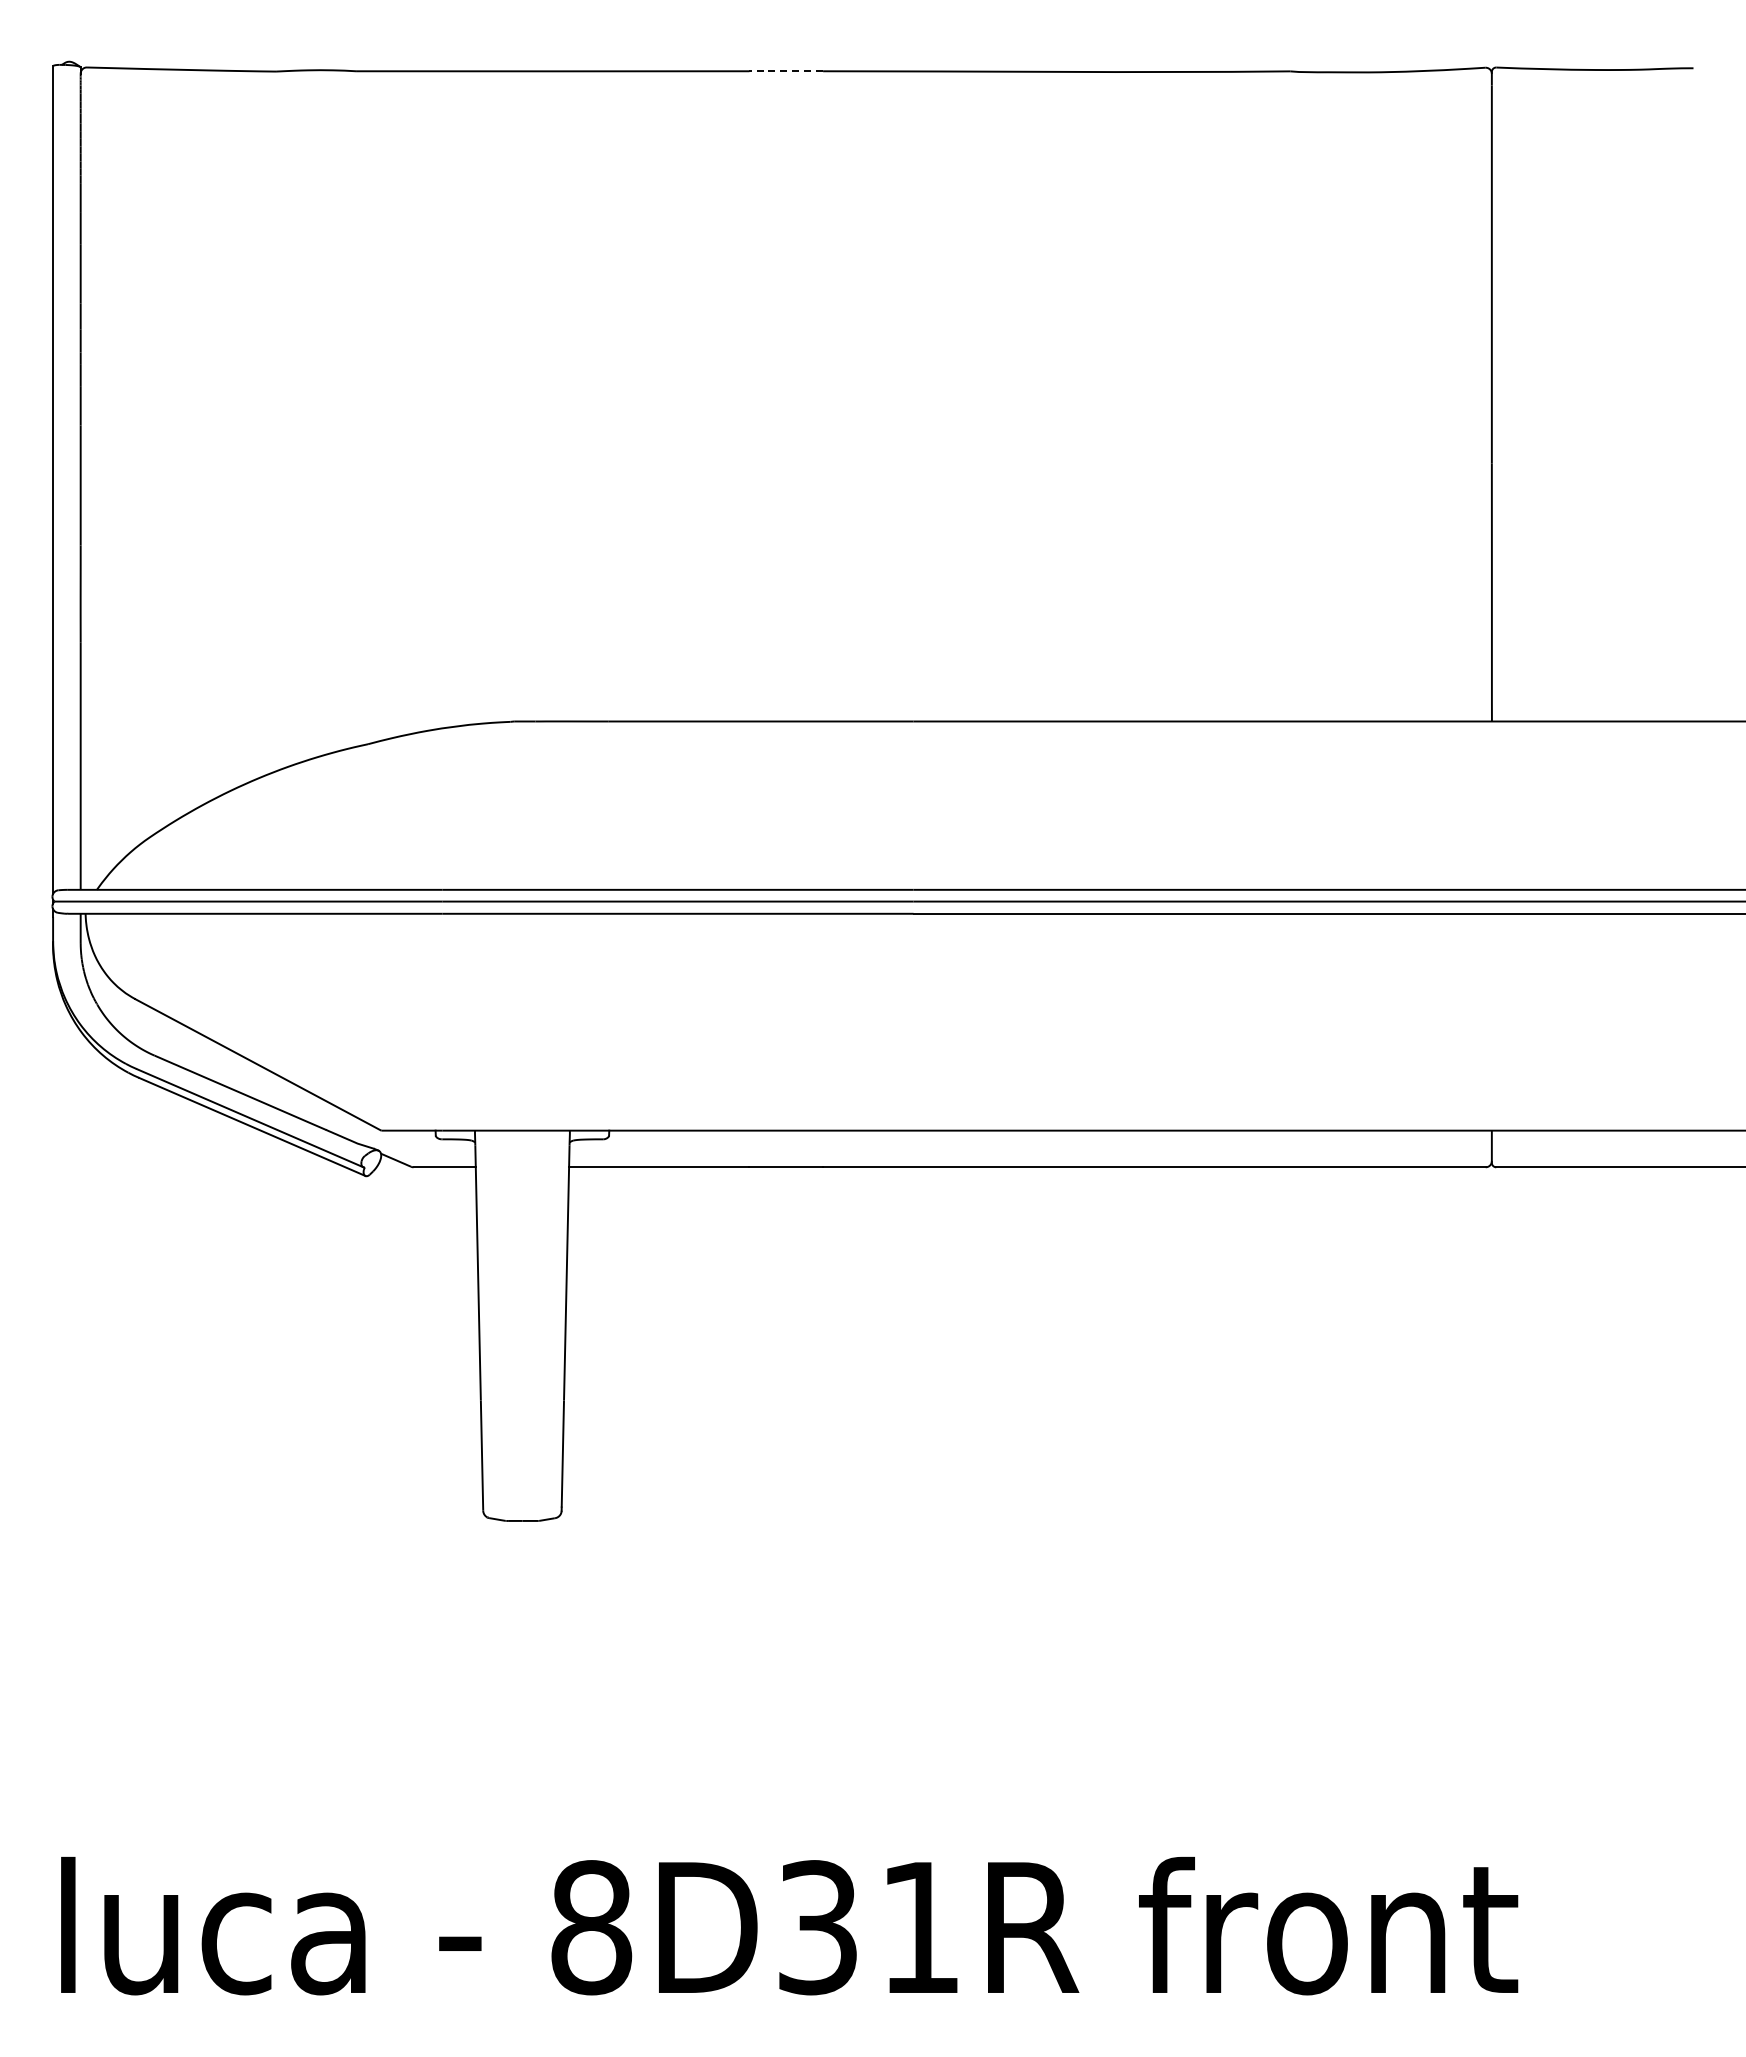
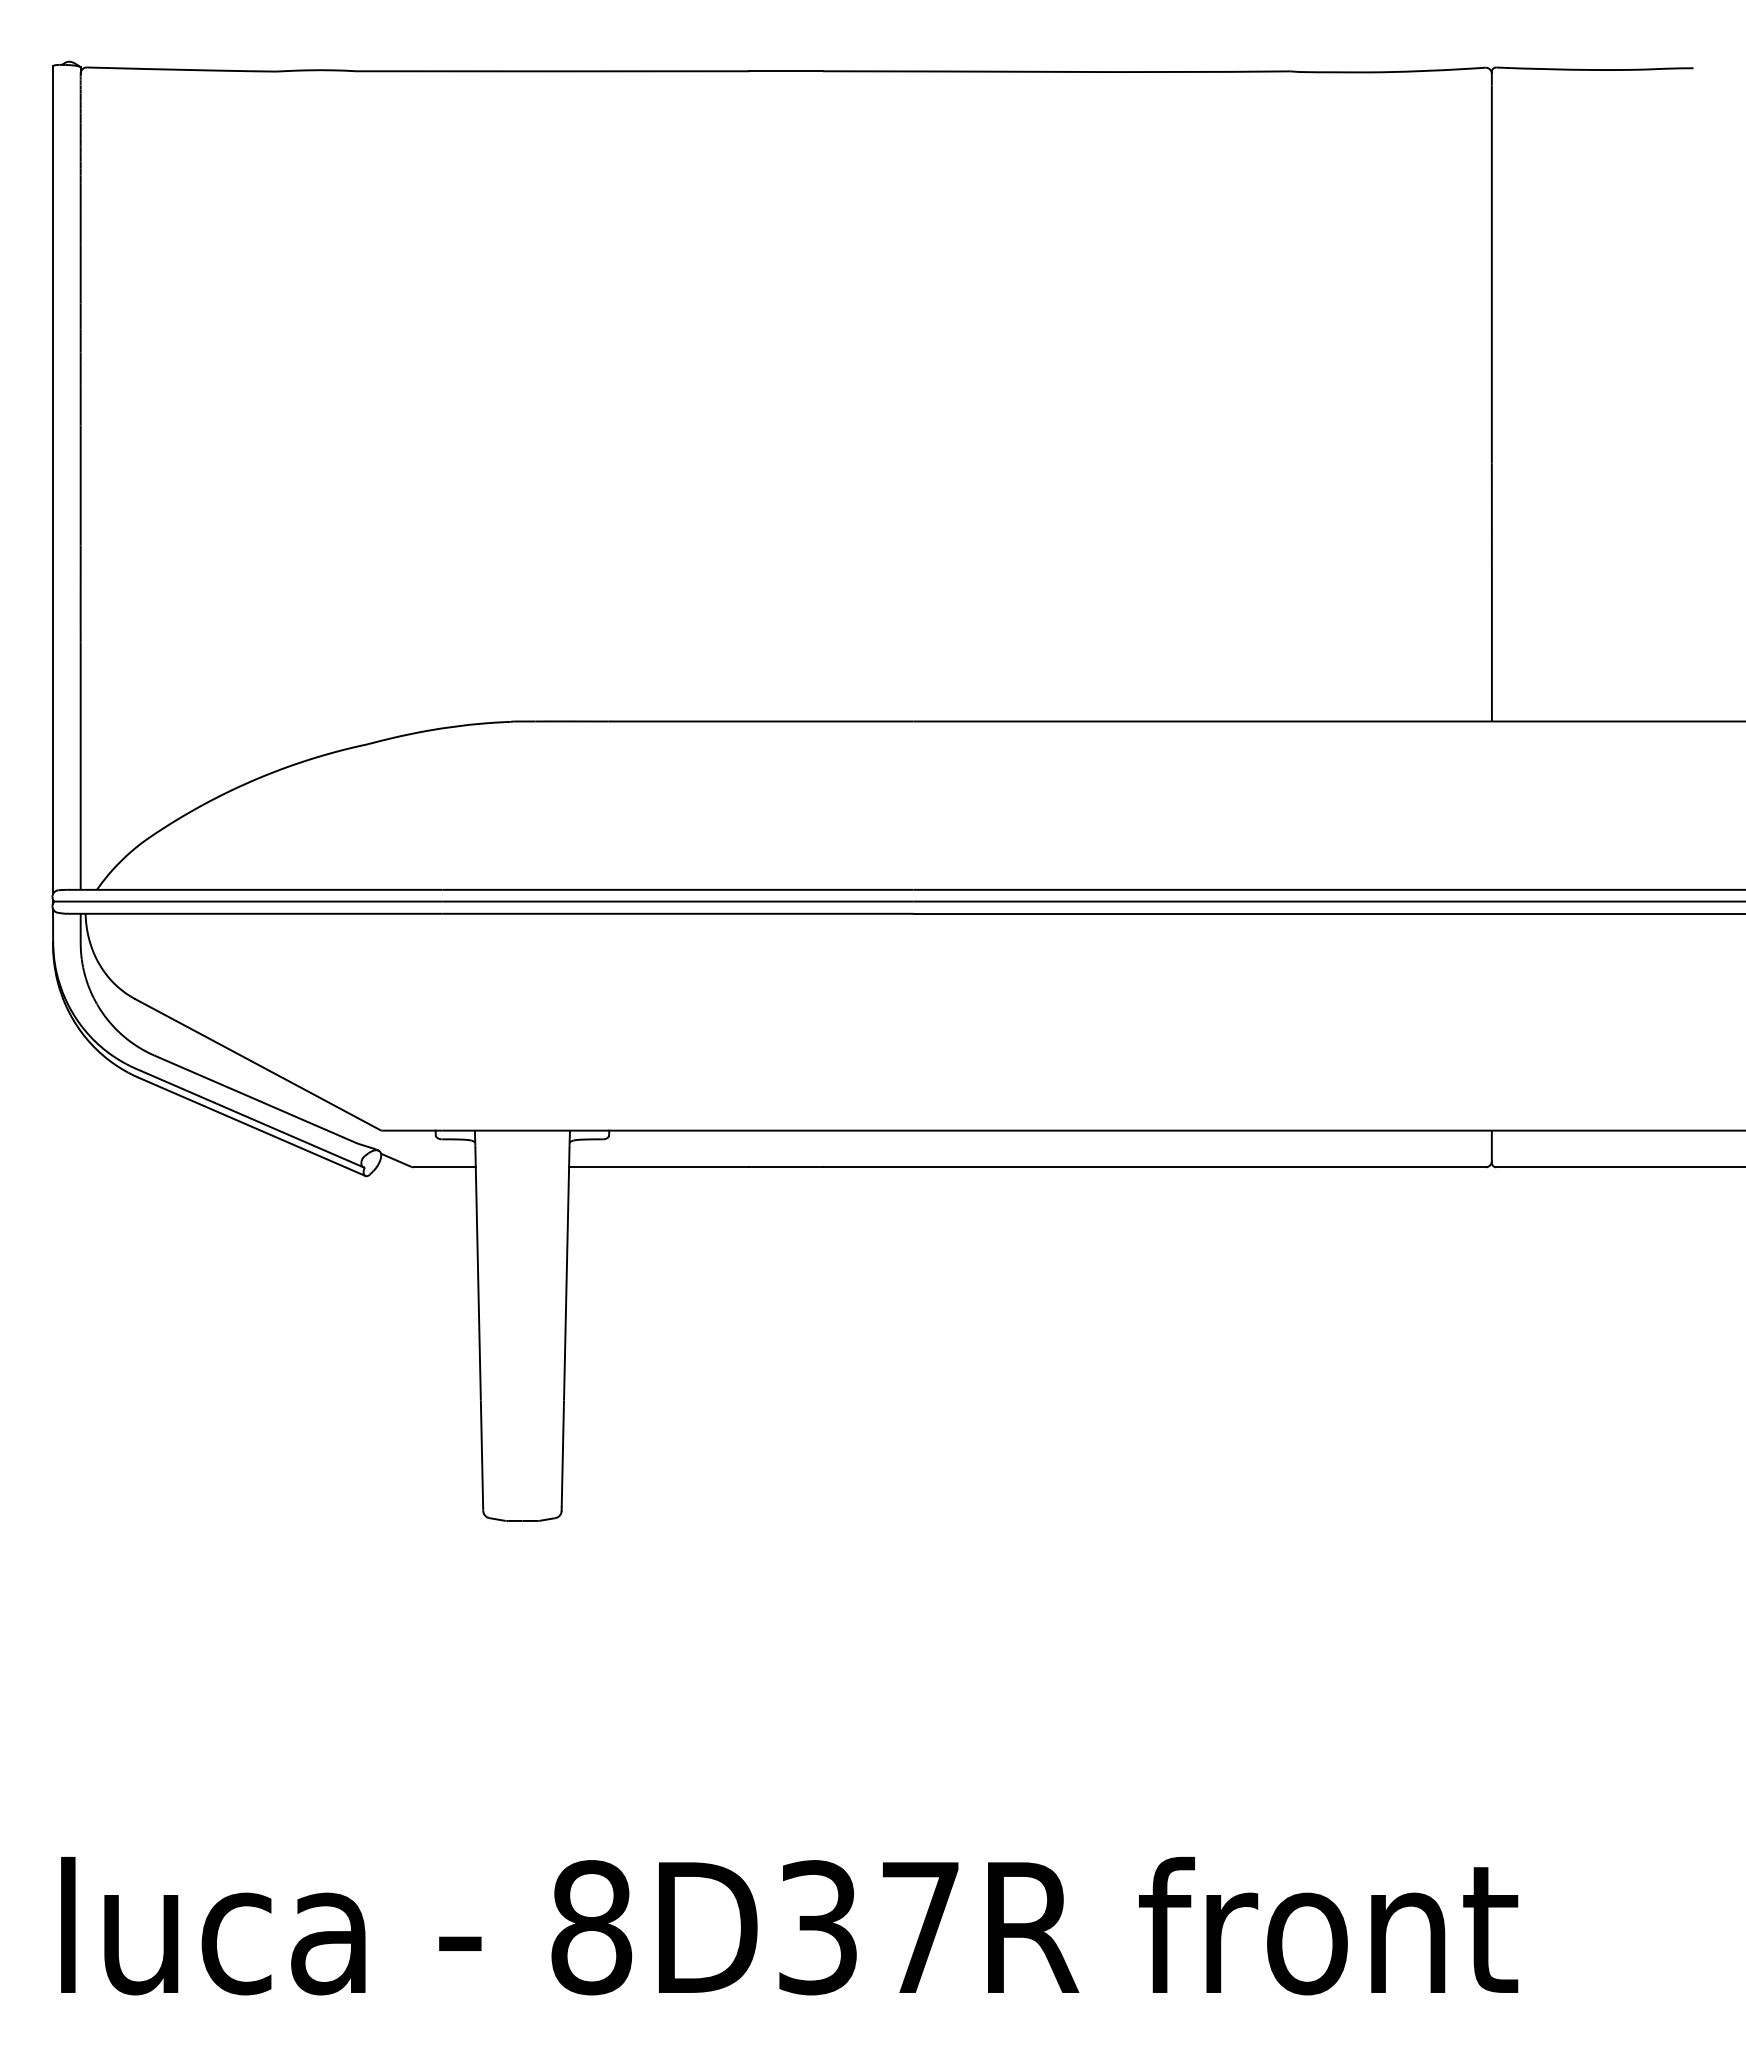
line: dashed -> solid (786, 71)
text: 8D31R -> 8D37R (920, 1927)
